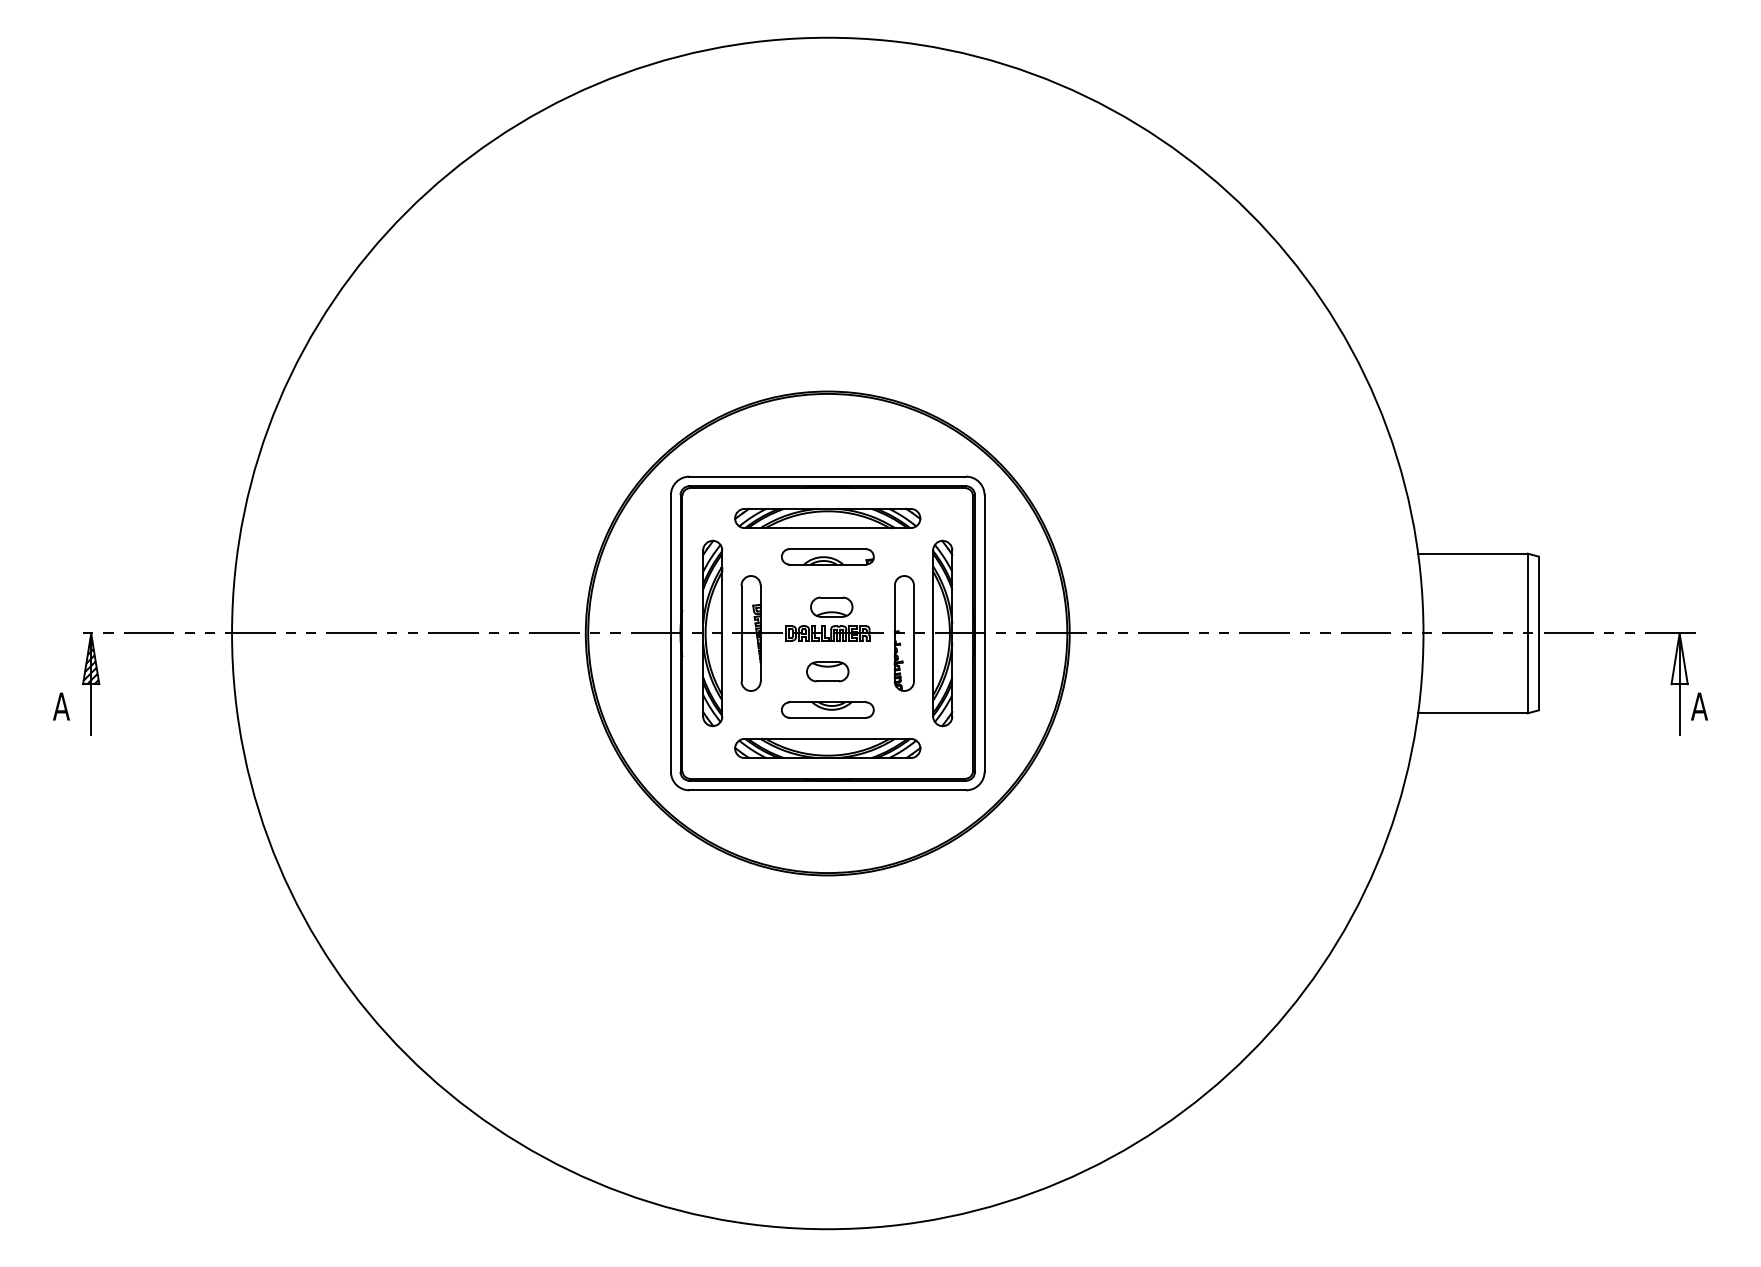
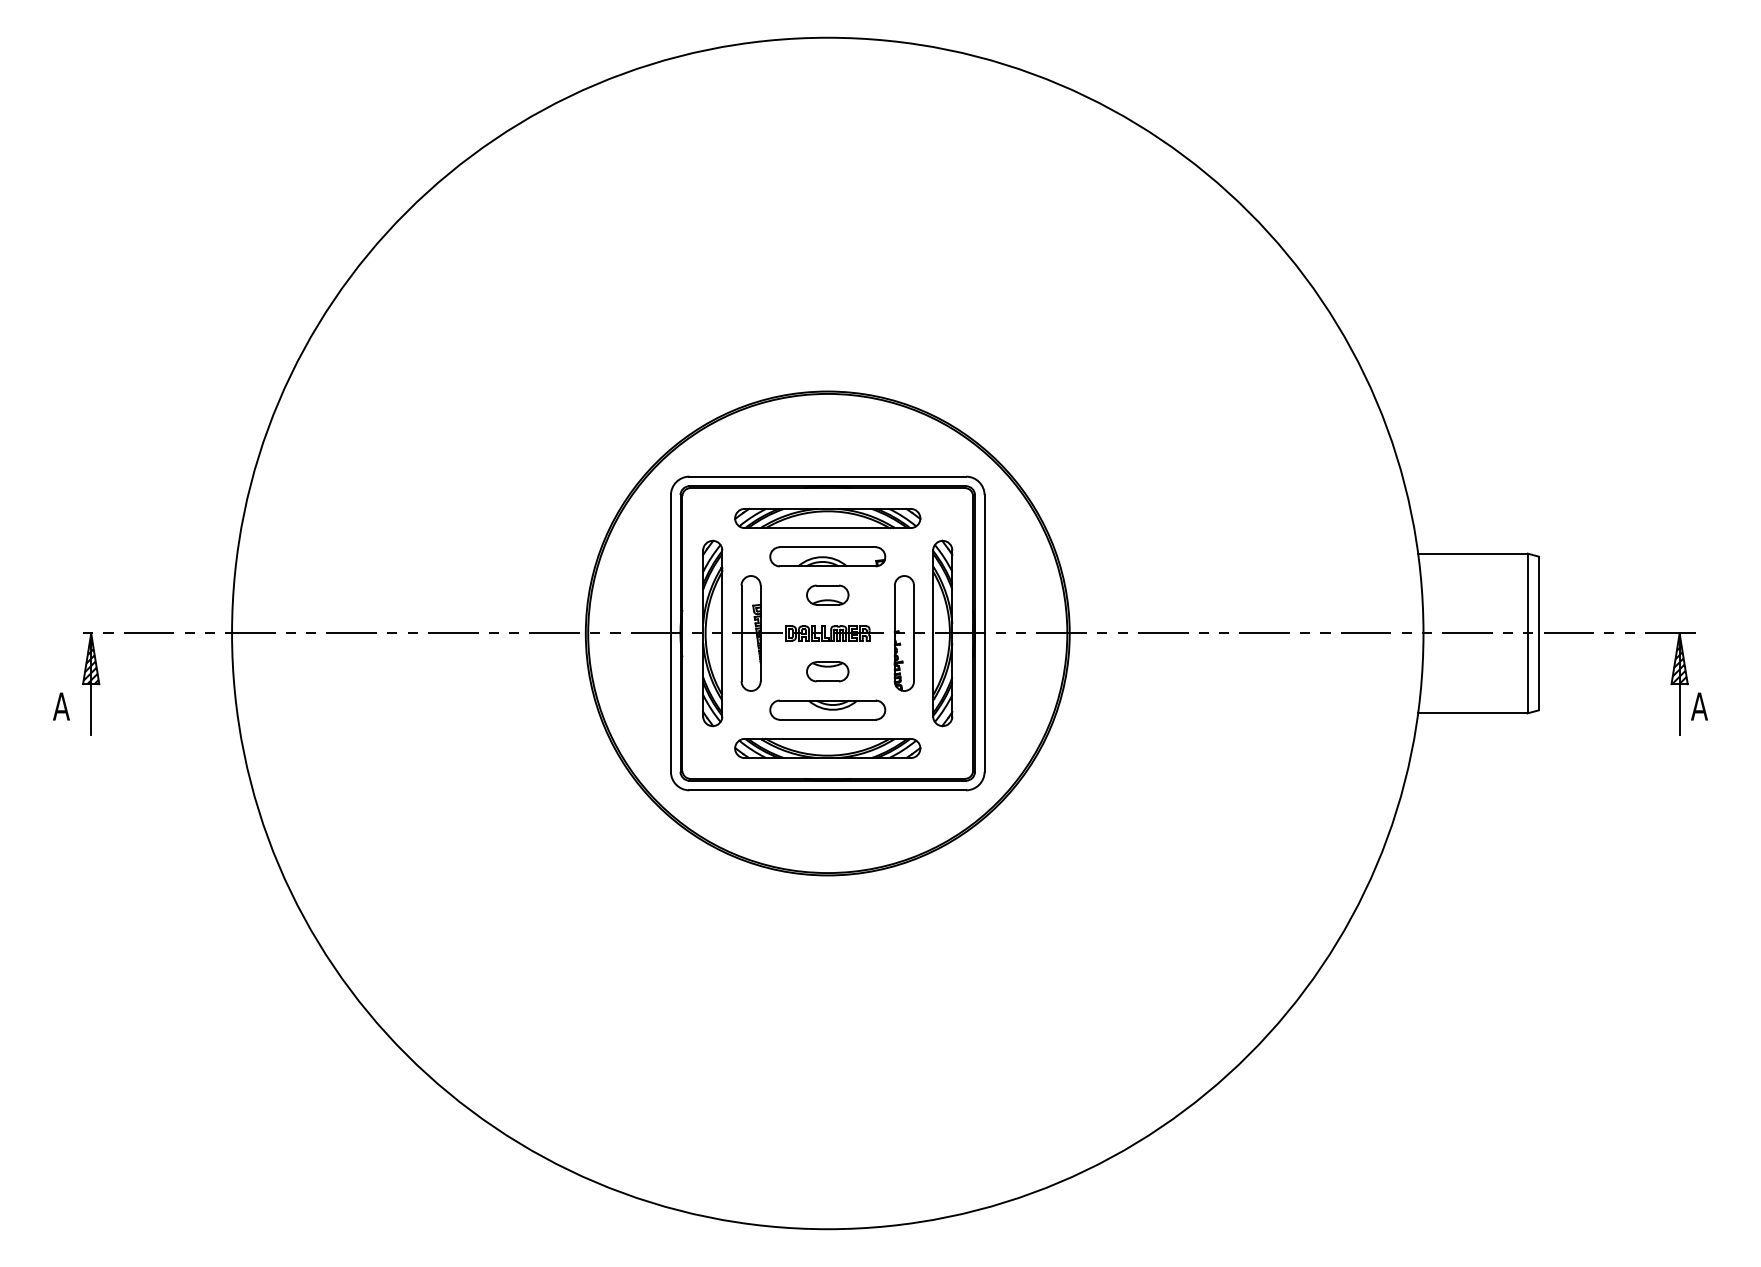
part size: 94x18 px -> 118x22 px (827, 556)
part position: (831, 606) -> (827, 594) (827, 594)
hatch: none -> present (1679, 658)
part size: 94x18 px -> 118x22 px (827, 709)
